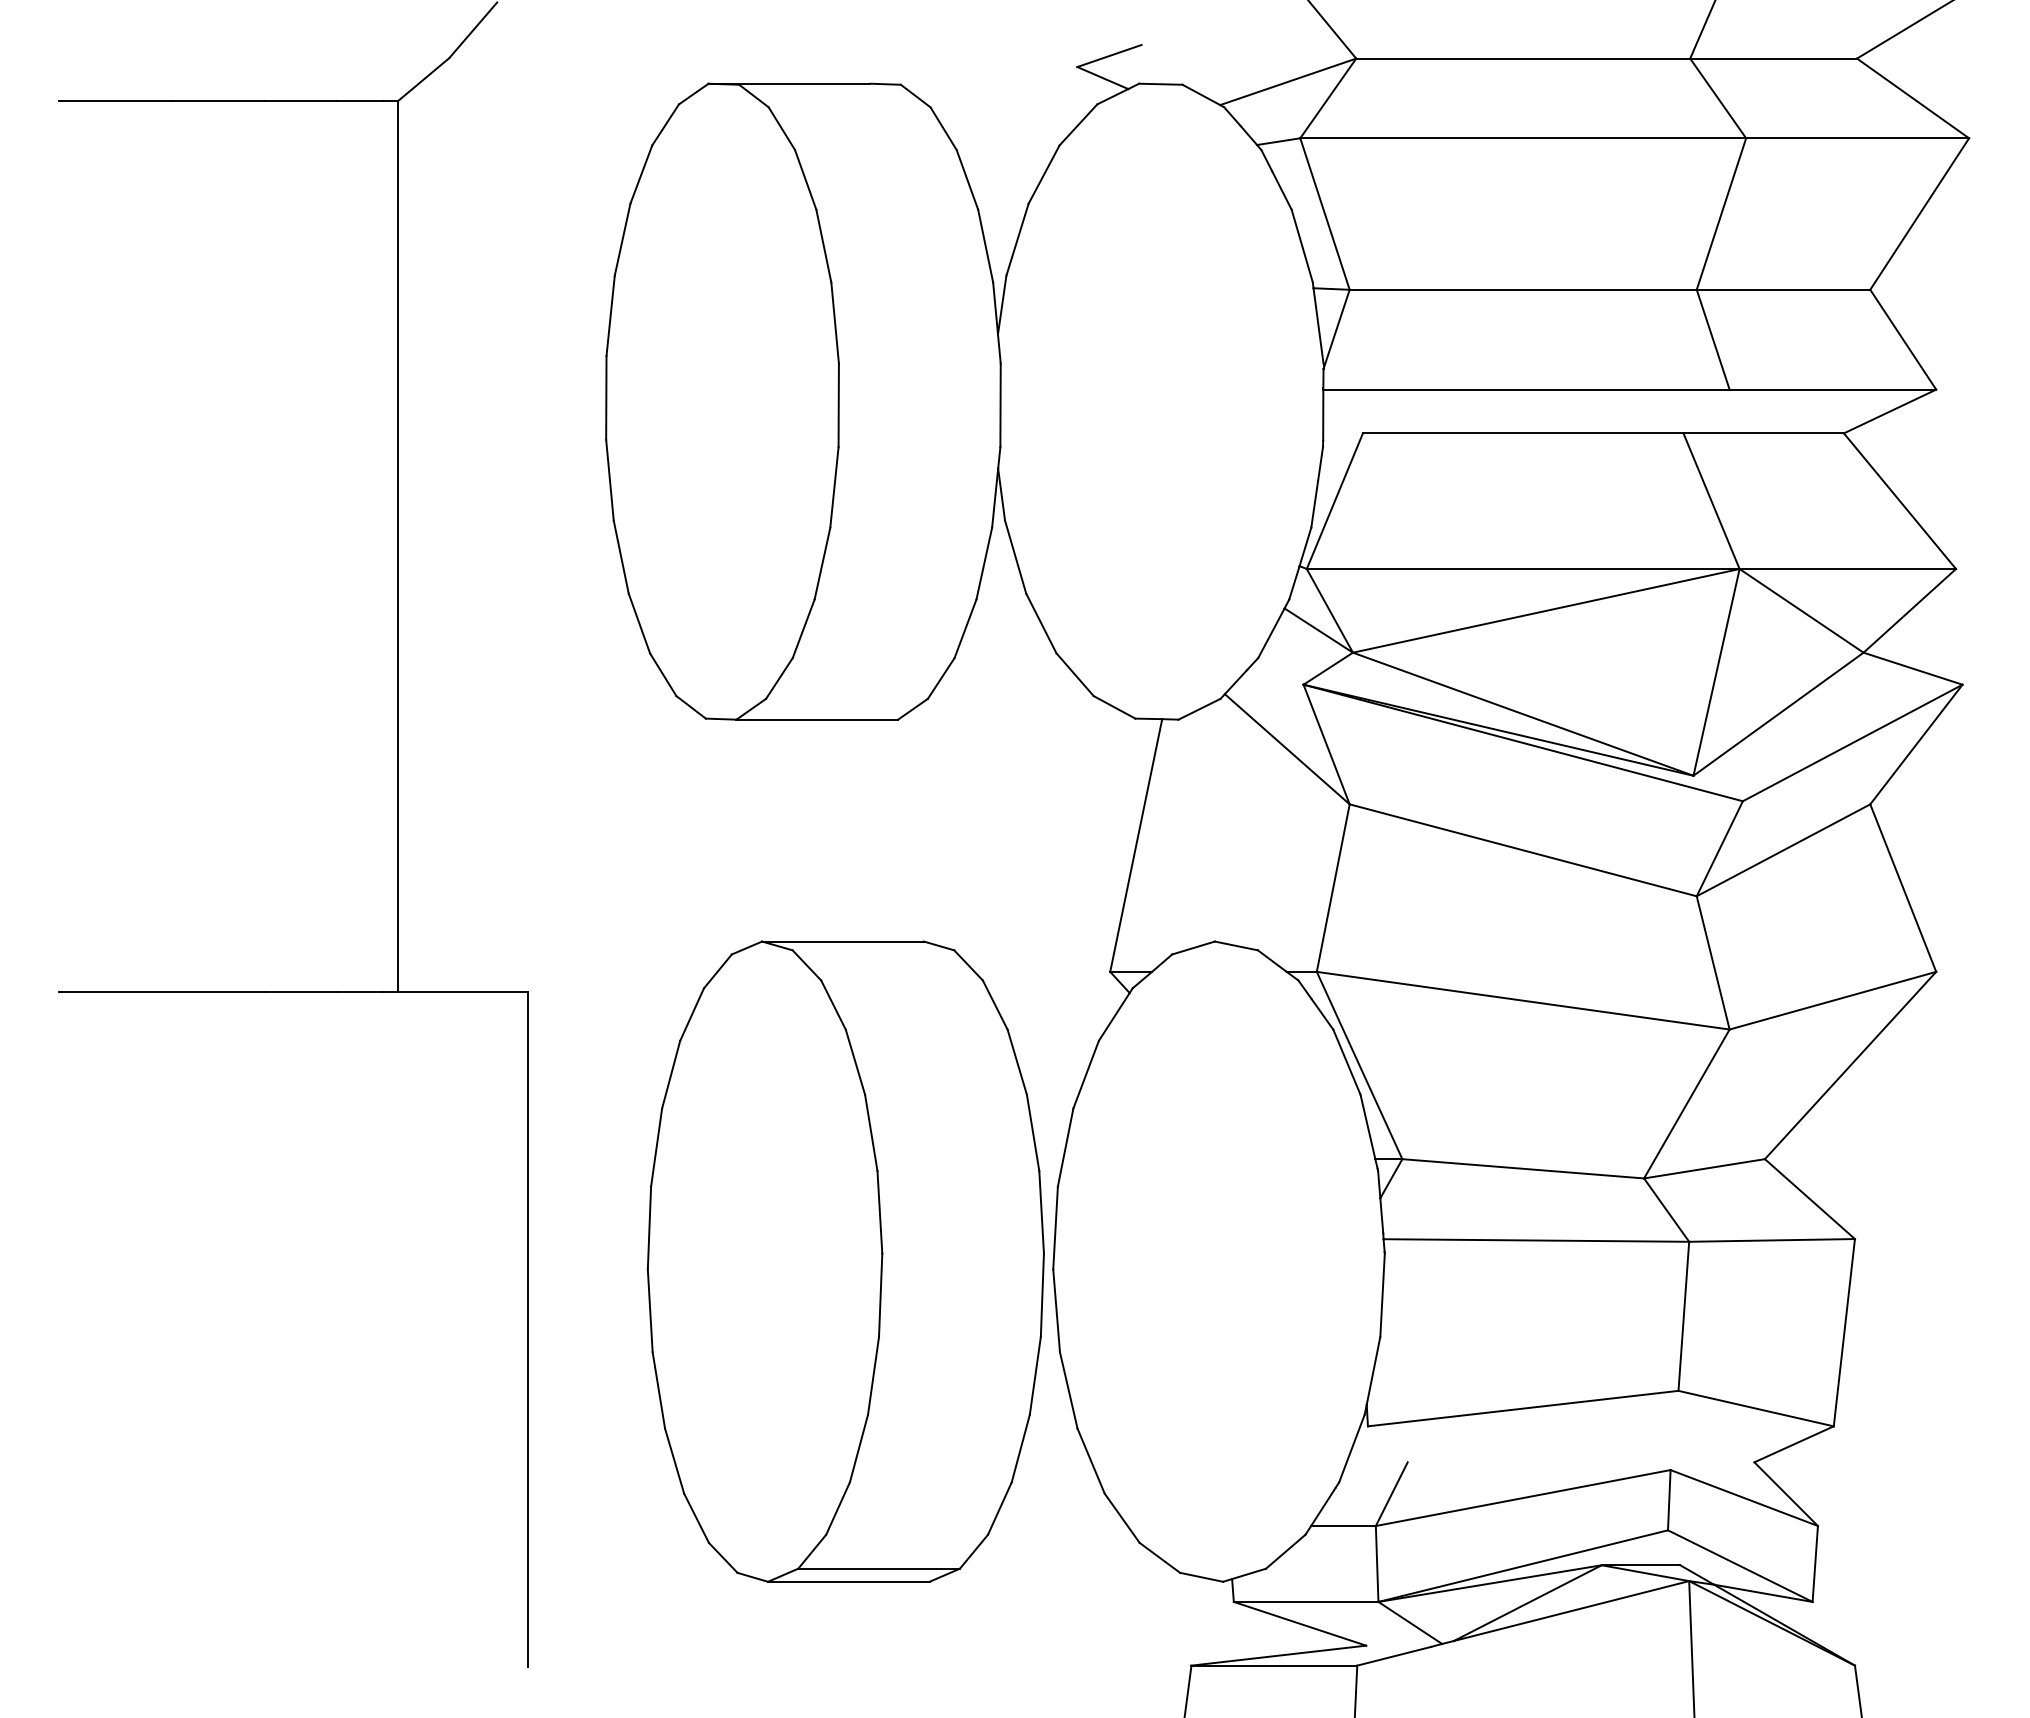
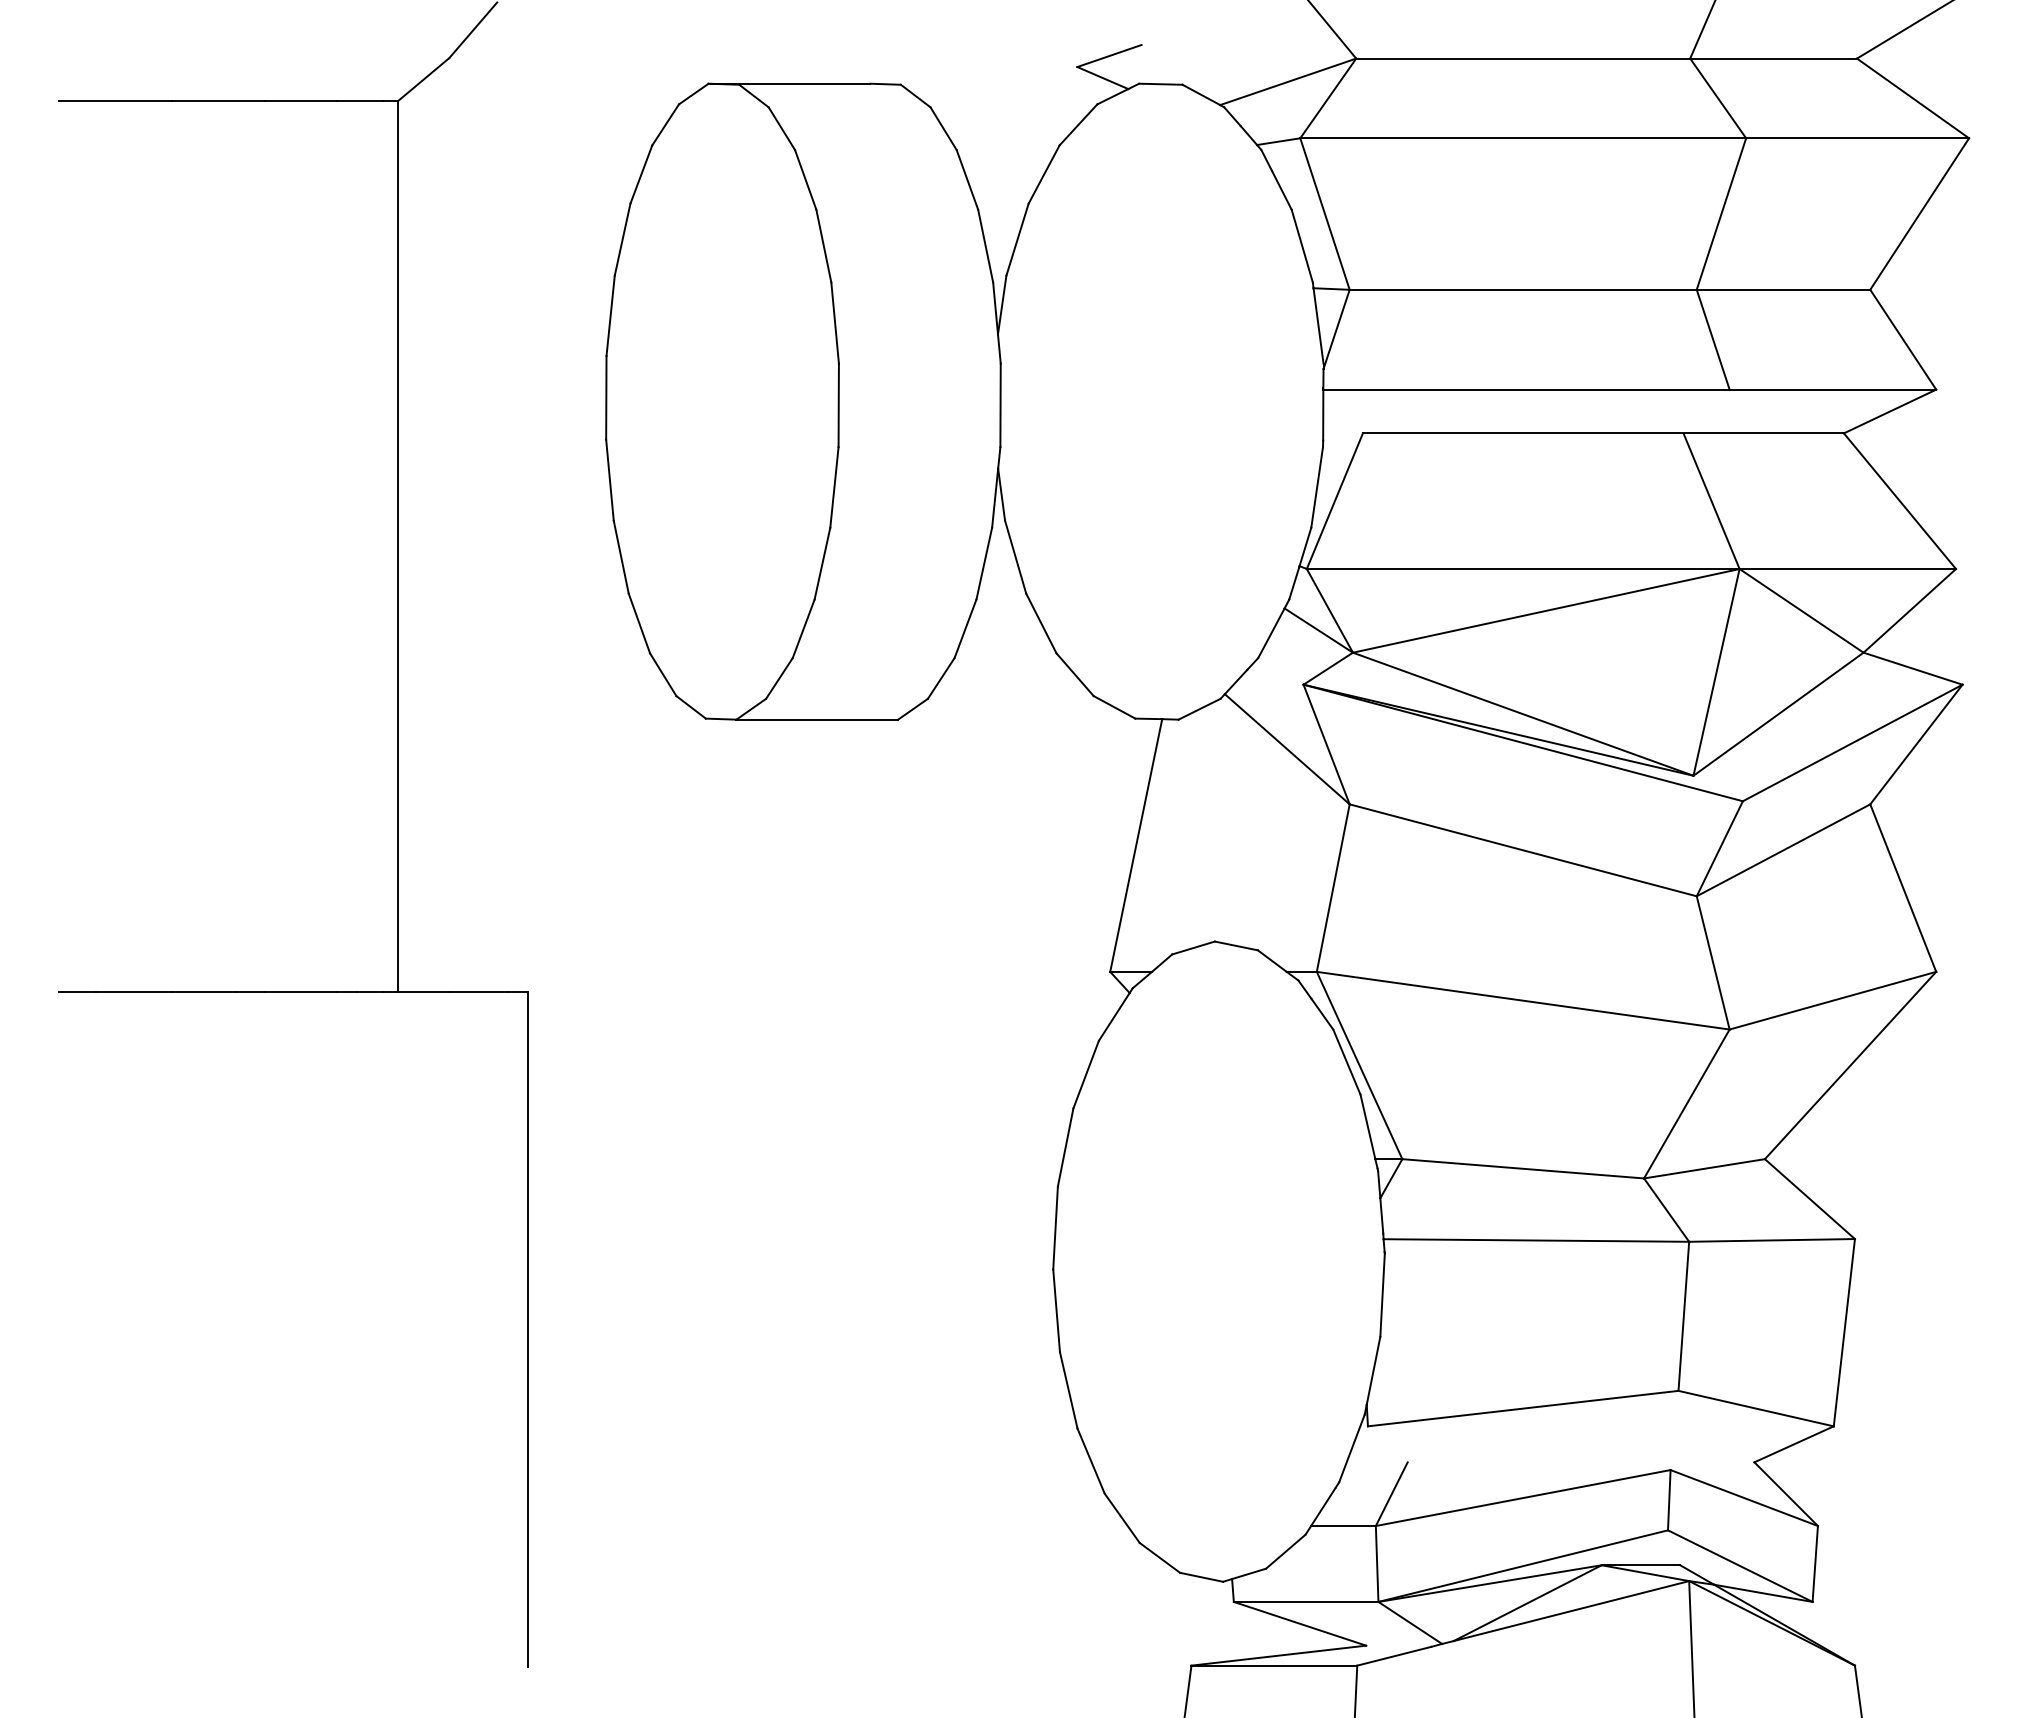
part: present -> none (845, 1261)
